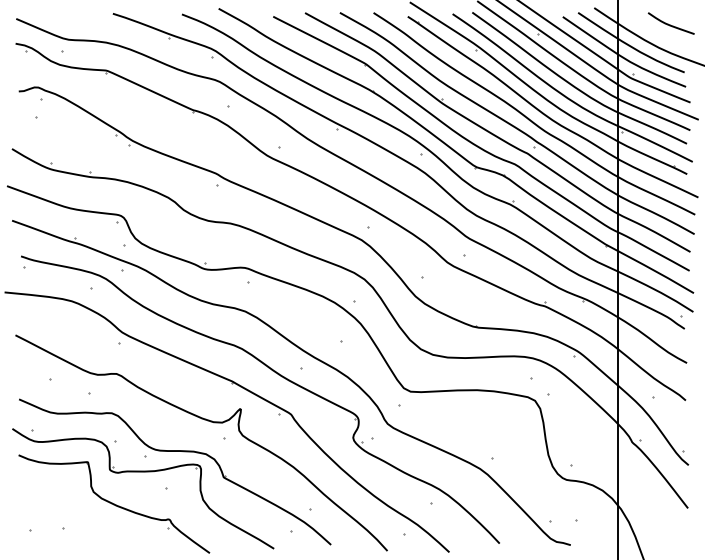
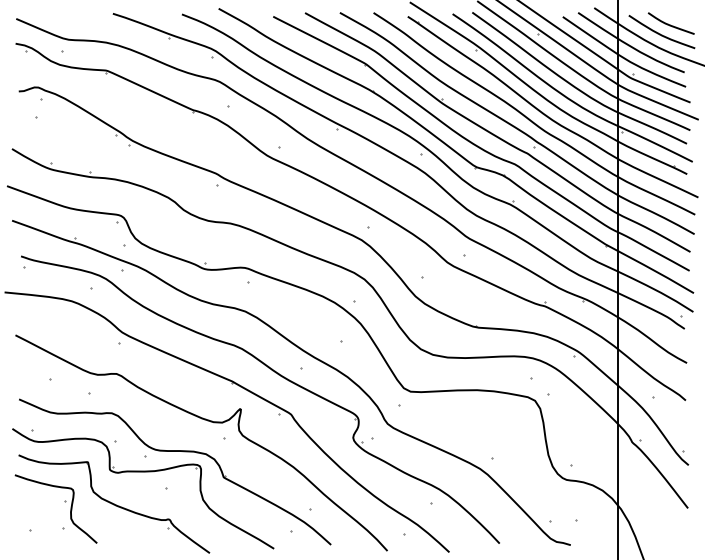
curve: none -> present (660, 33)
part: none -> present (64, 501)
